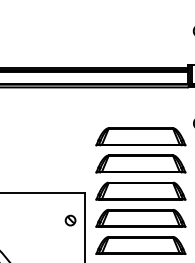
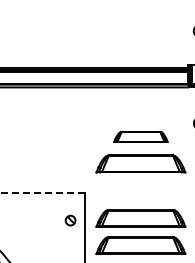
part size: 92x20 px -> 56x12 px (140, 136)
part: present -> none (140, 190)
line: solid -> dashed (42, 192)
